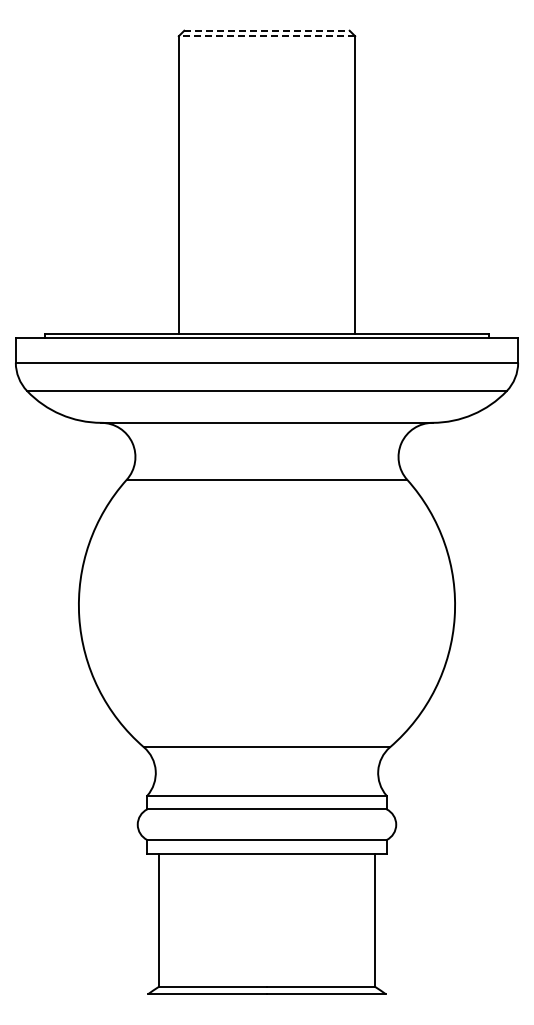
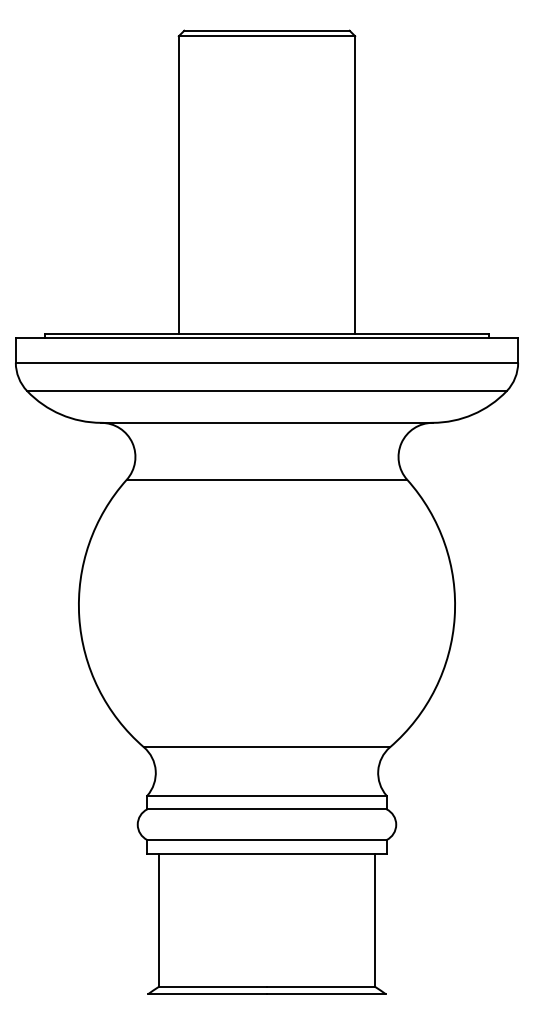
line: dashed -> solid (267, 30)
line: dashed -> solid (266, 36)
